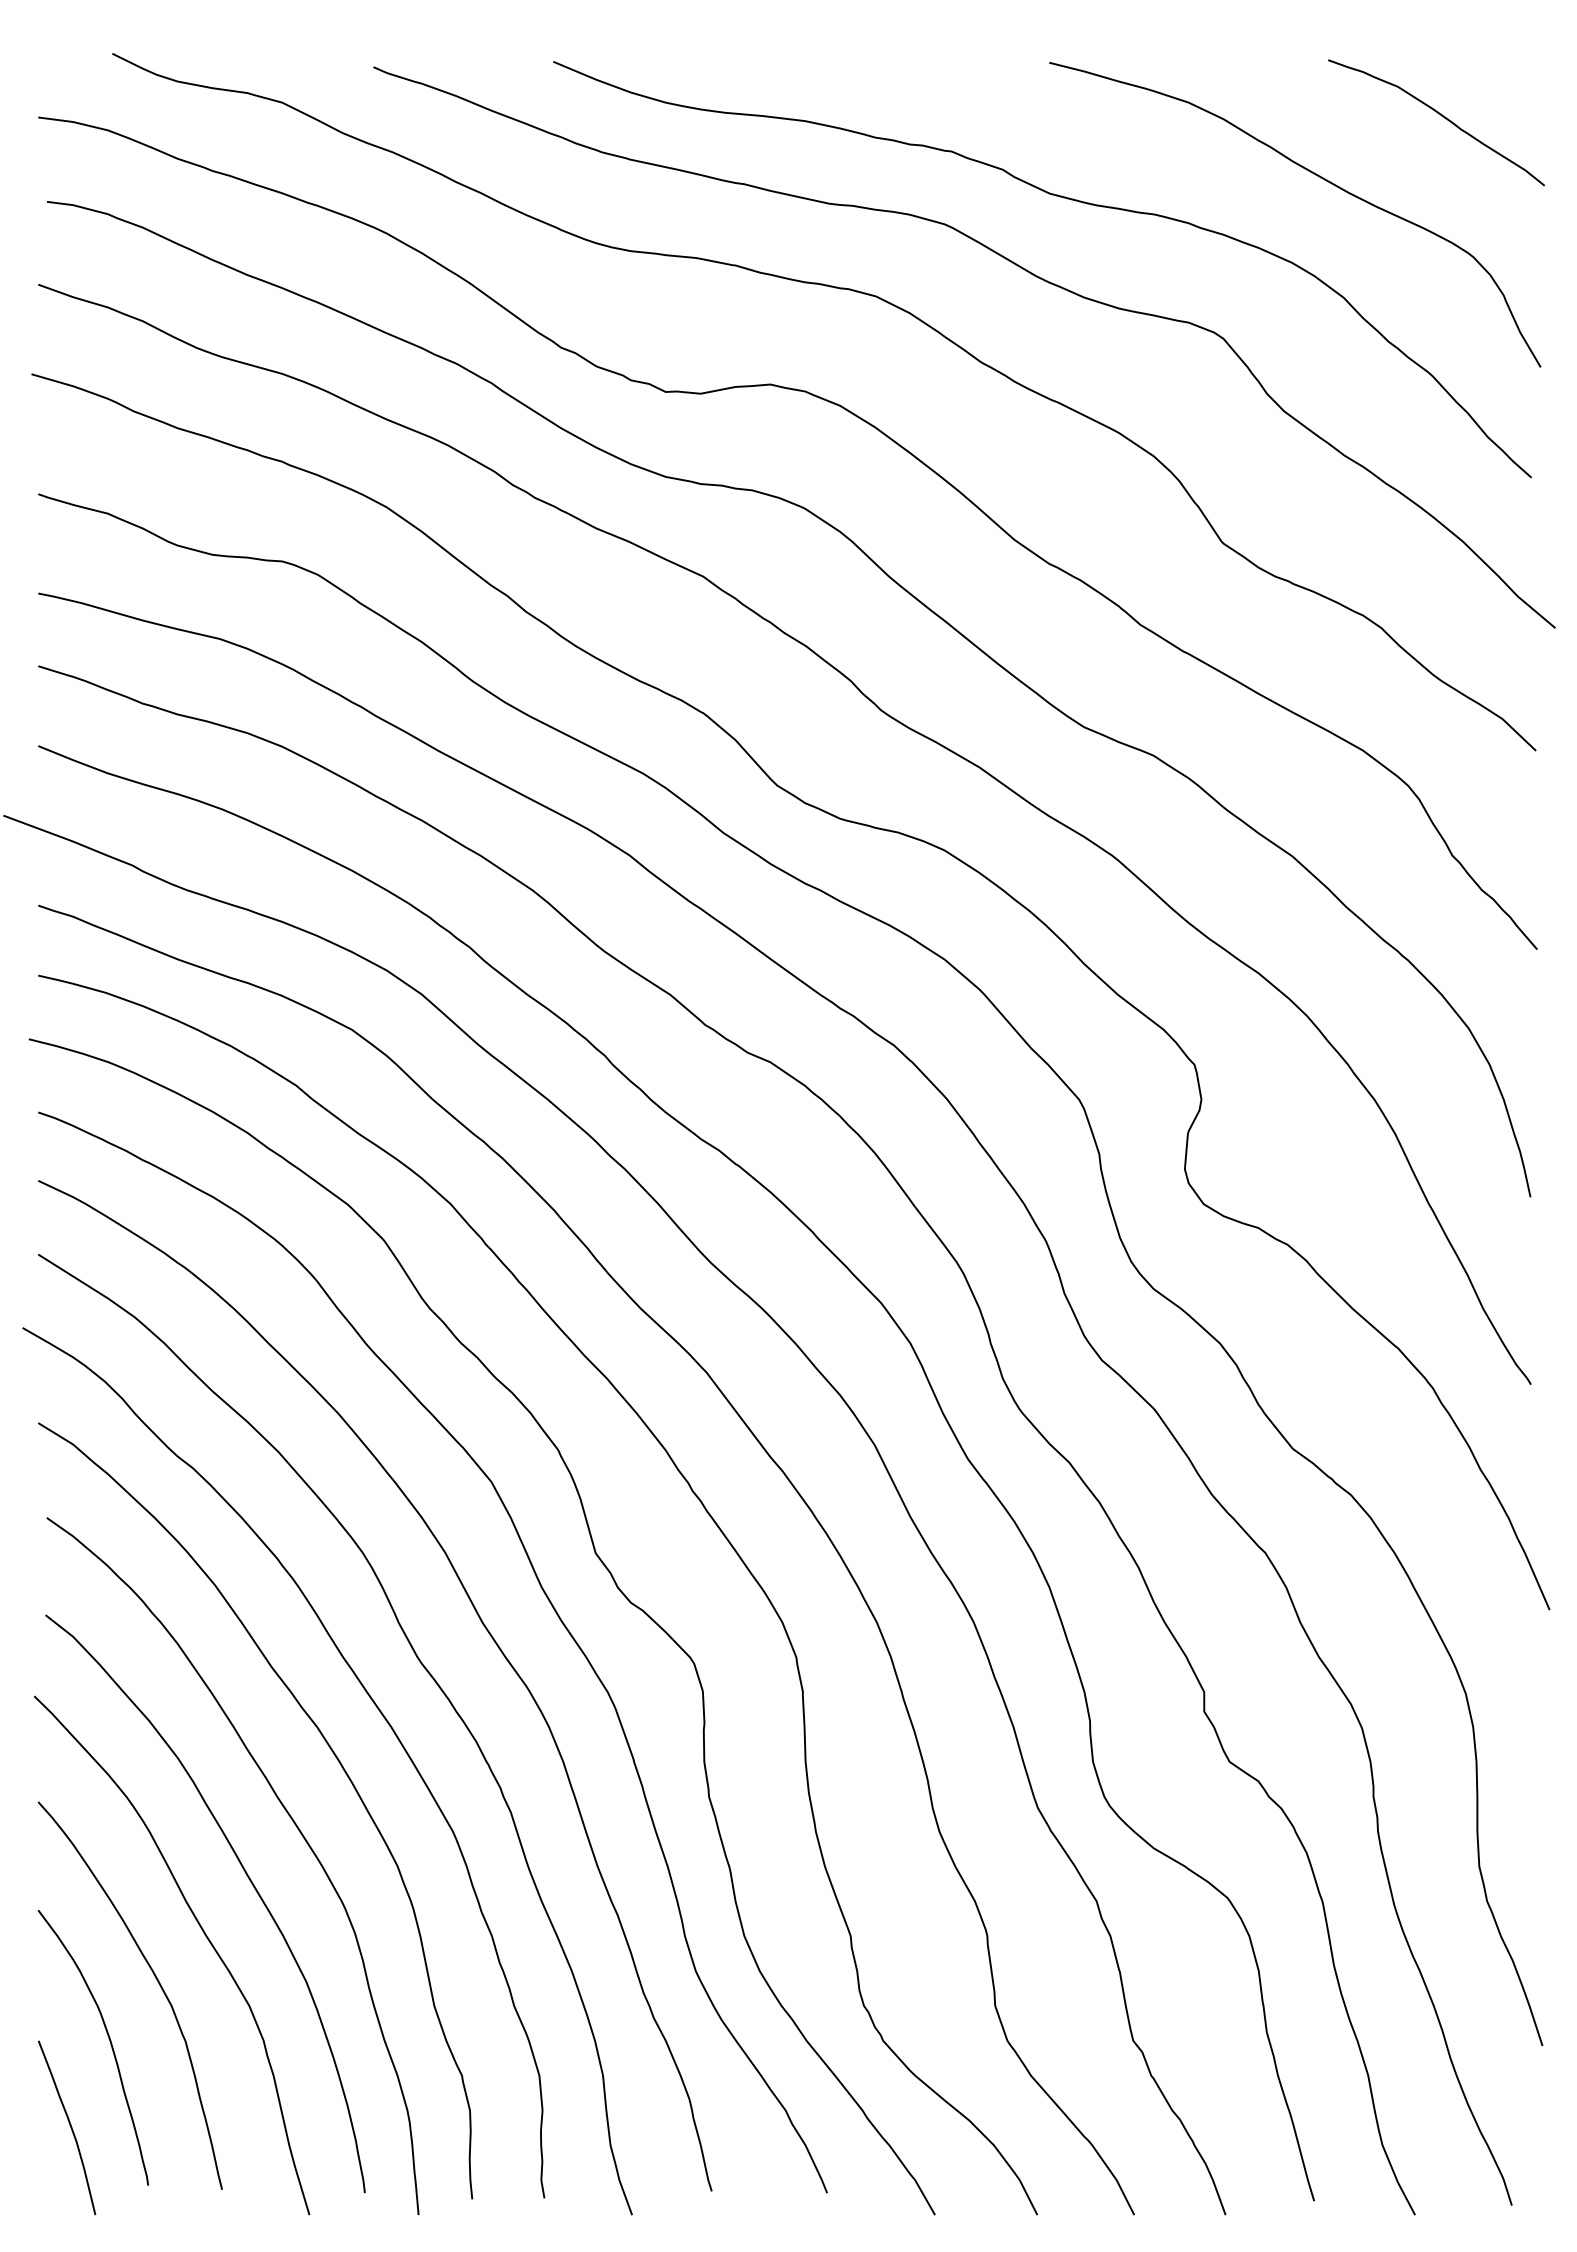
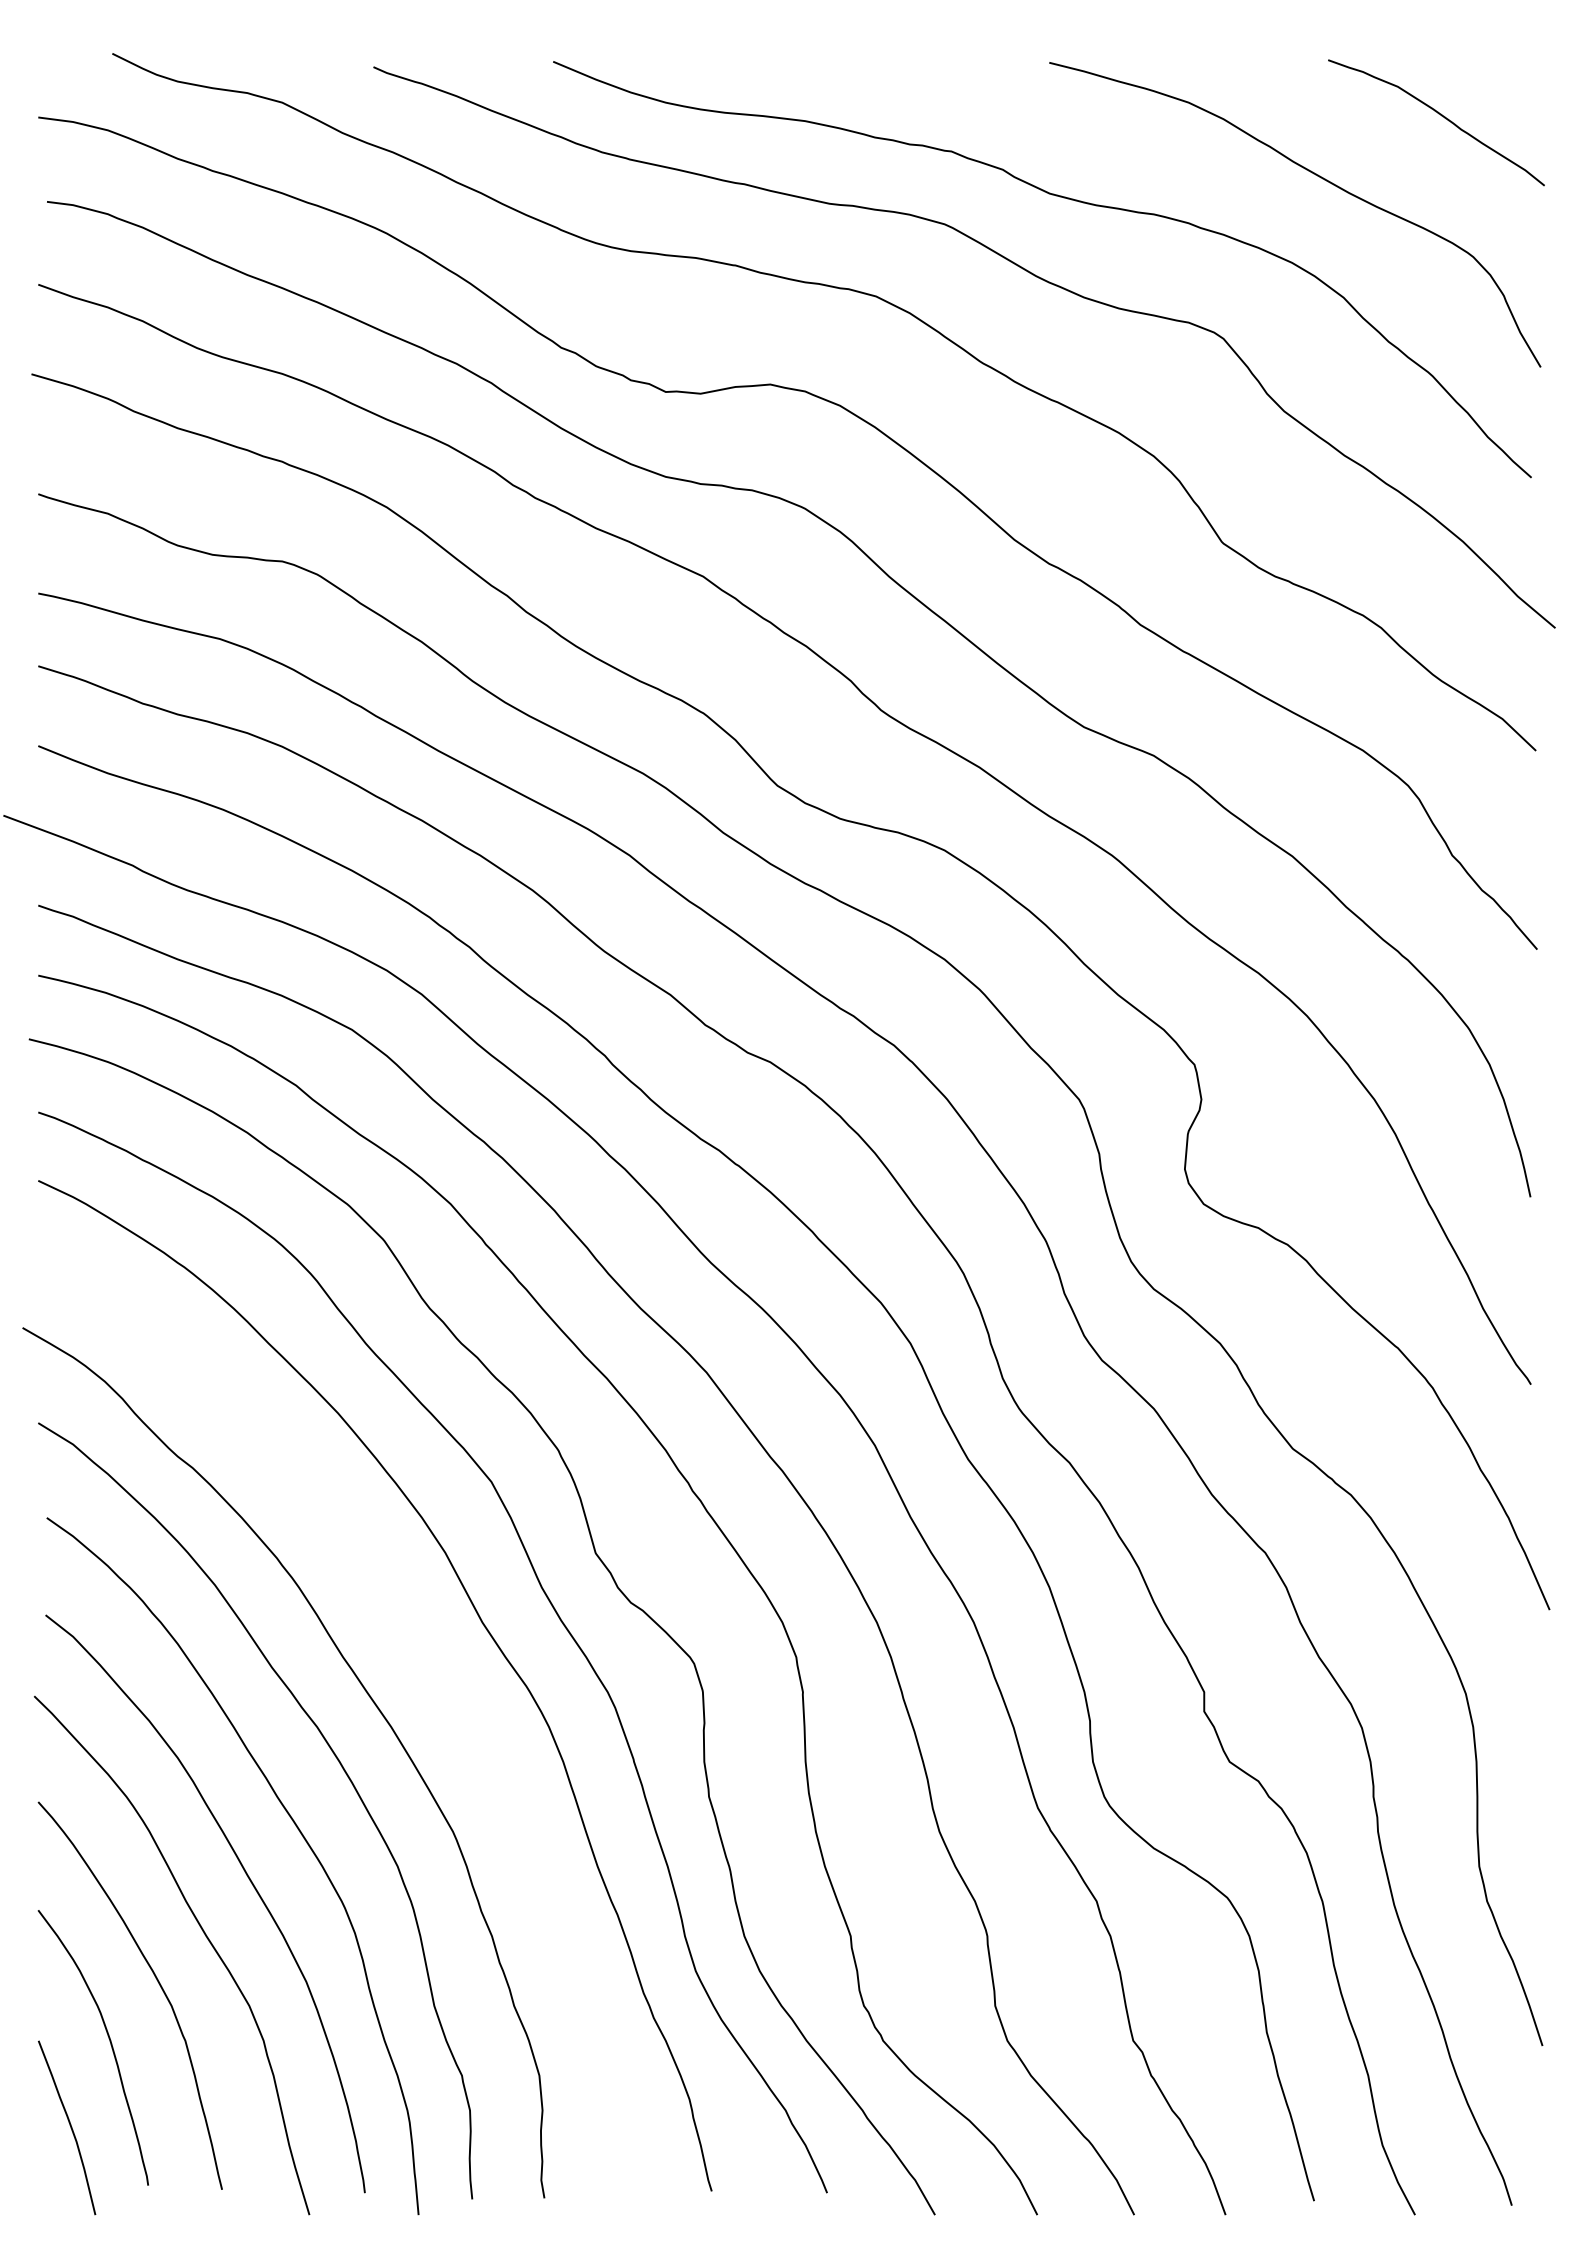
curve: present -> none (422, 1666)
